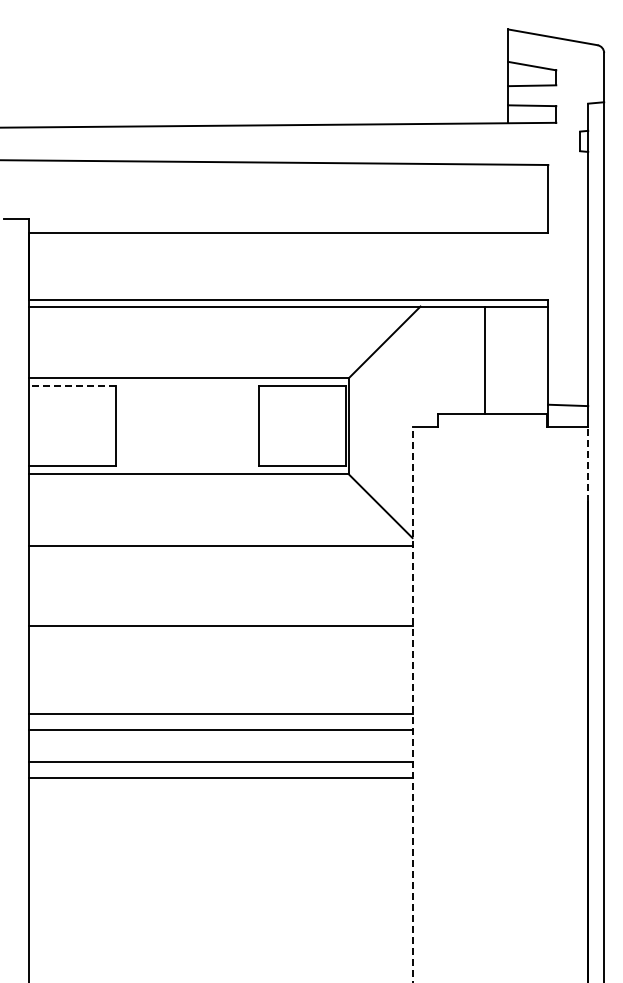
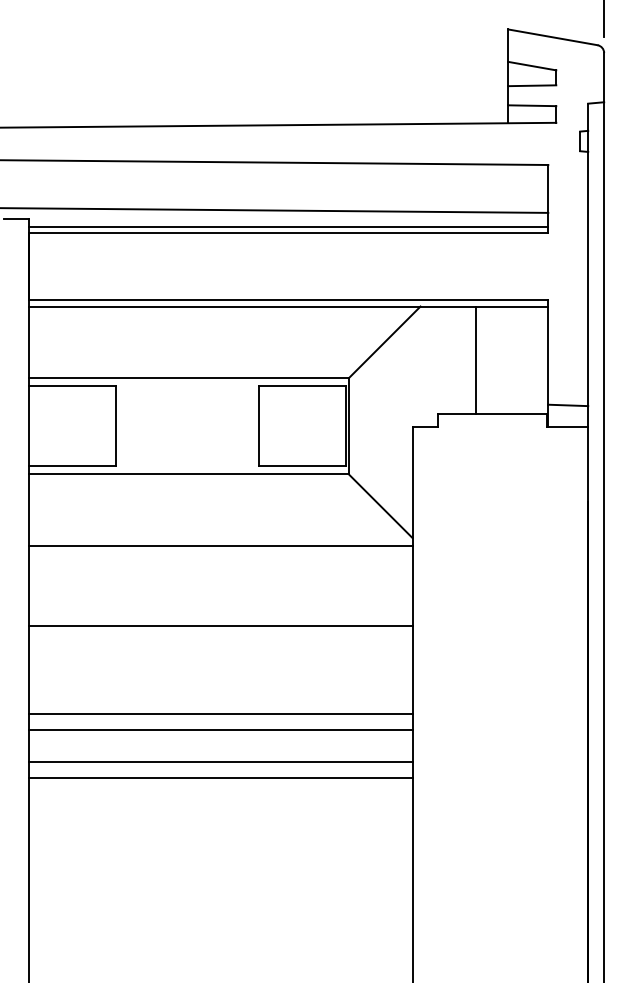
line: none -> present (604, 19)
line: none -> present (275, 210)
line: none -> present (288, 226)
line position: (485, 359) -> (476, 359) (476, 359)
line: dashed -> solid (71, 386)
line: dashed -> solid (588, 464)
line: dashed -> solid (412, 704)
